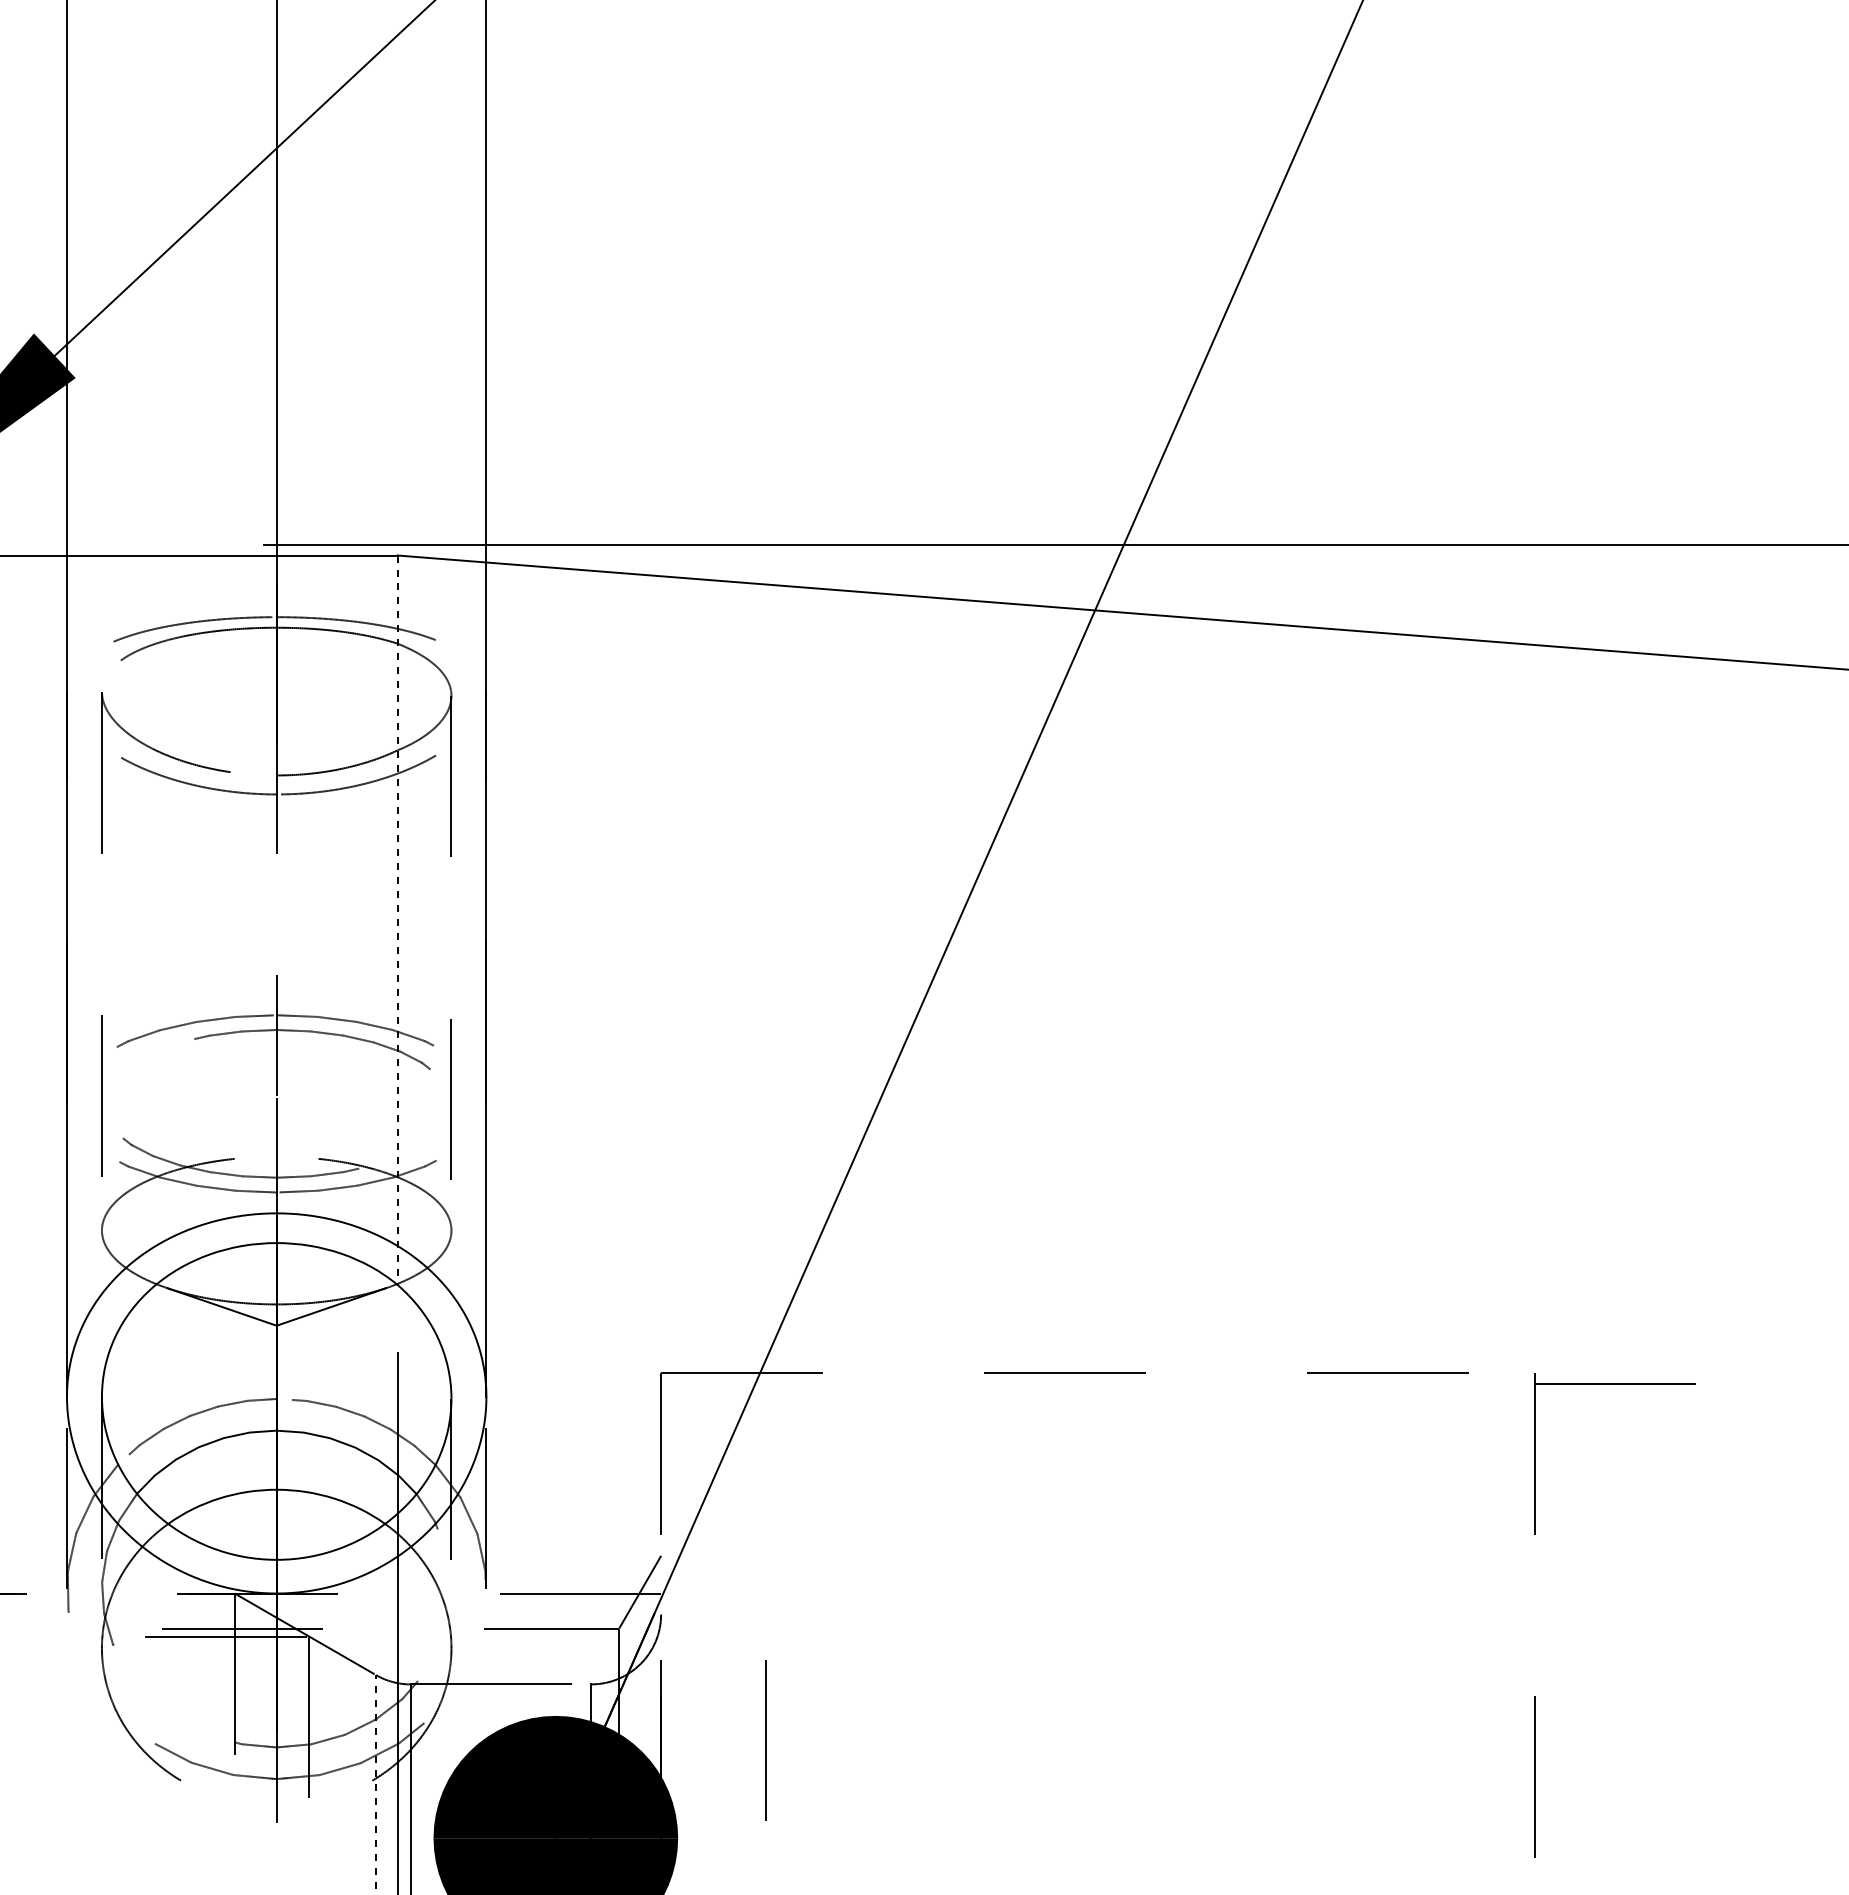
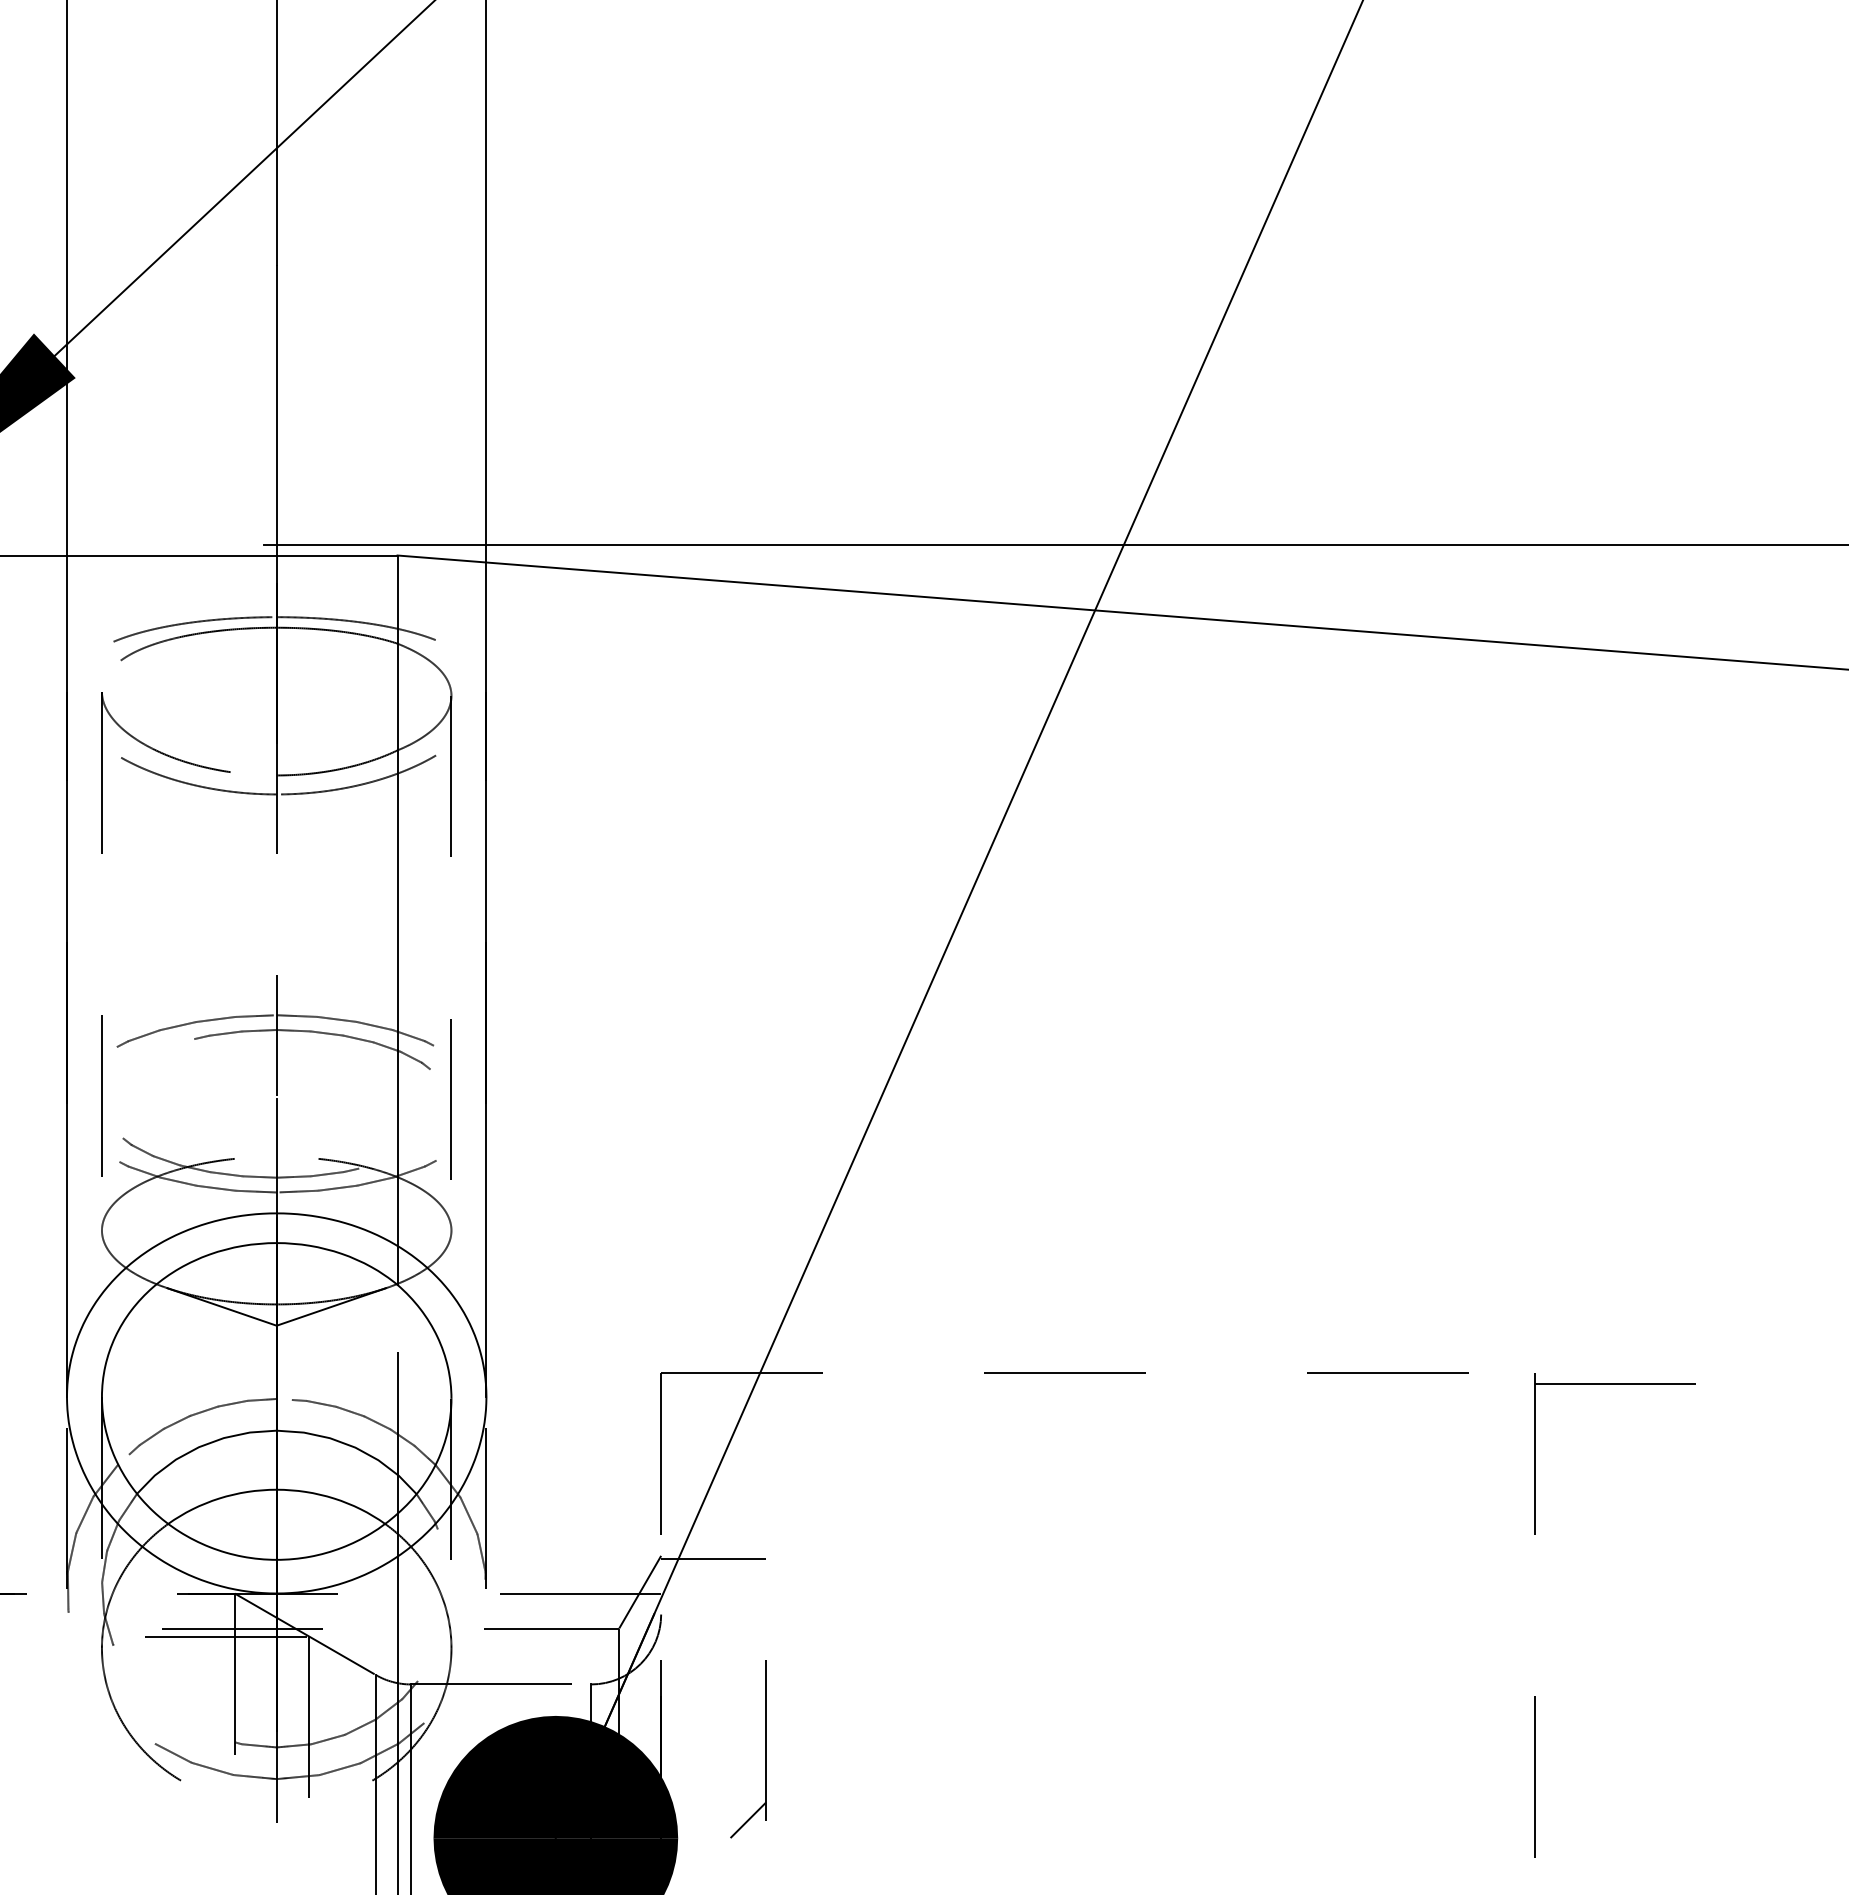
line: dashed -> solid (397, 920)
line: none -> present (713, 1558)
line: dashed -> solid (375, 1784)
line: none -> present (748, 1820)
